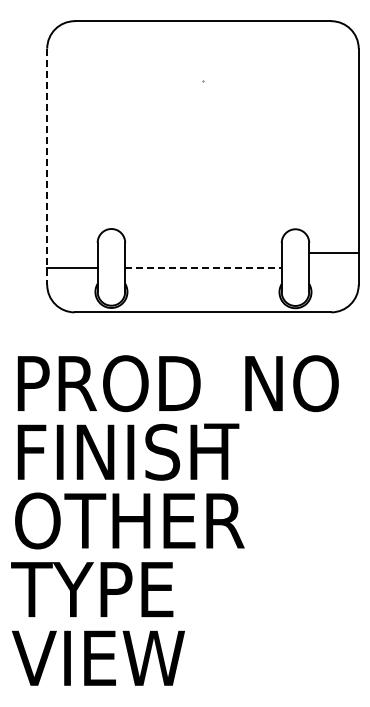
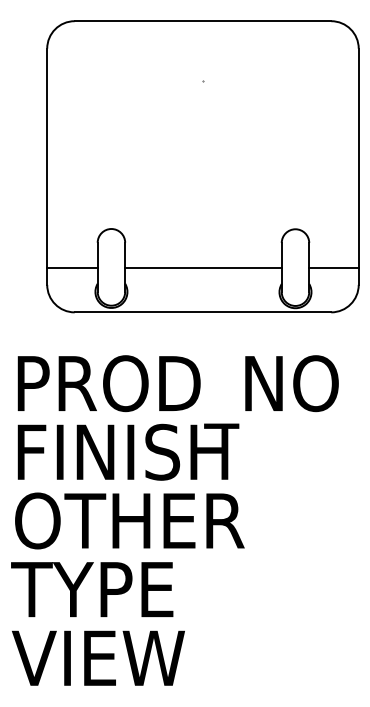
line: dashed -> solid (47, 167)
line position: (333, 253) -> (333, 268) (333, 268)
line: dashed -> solid (203, 268)
